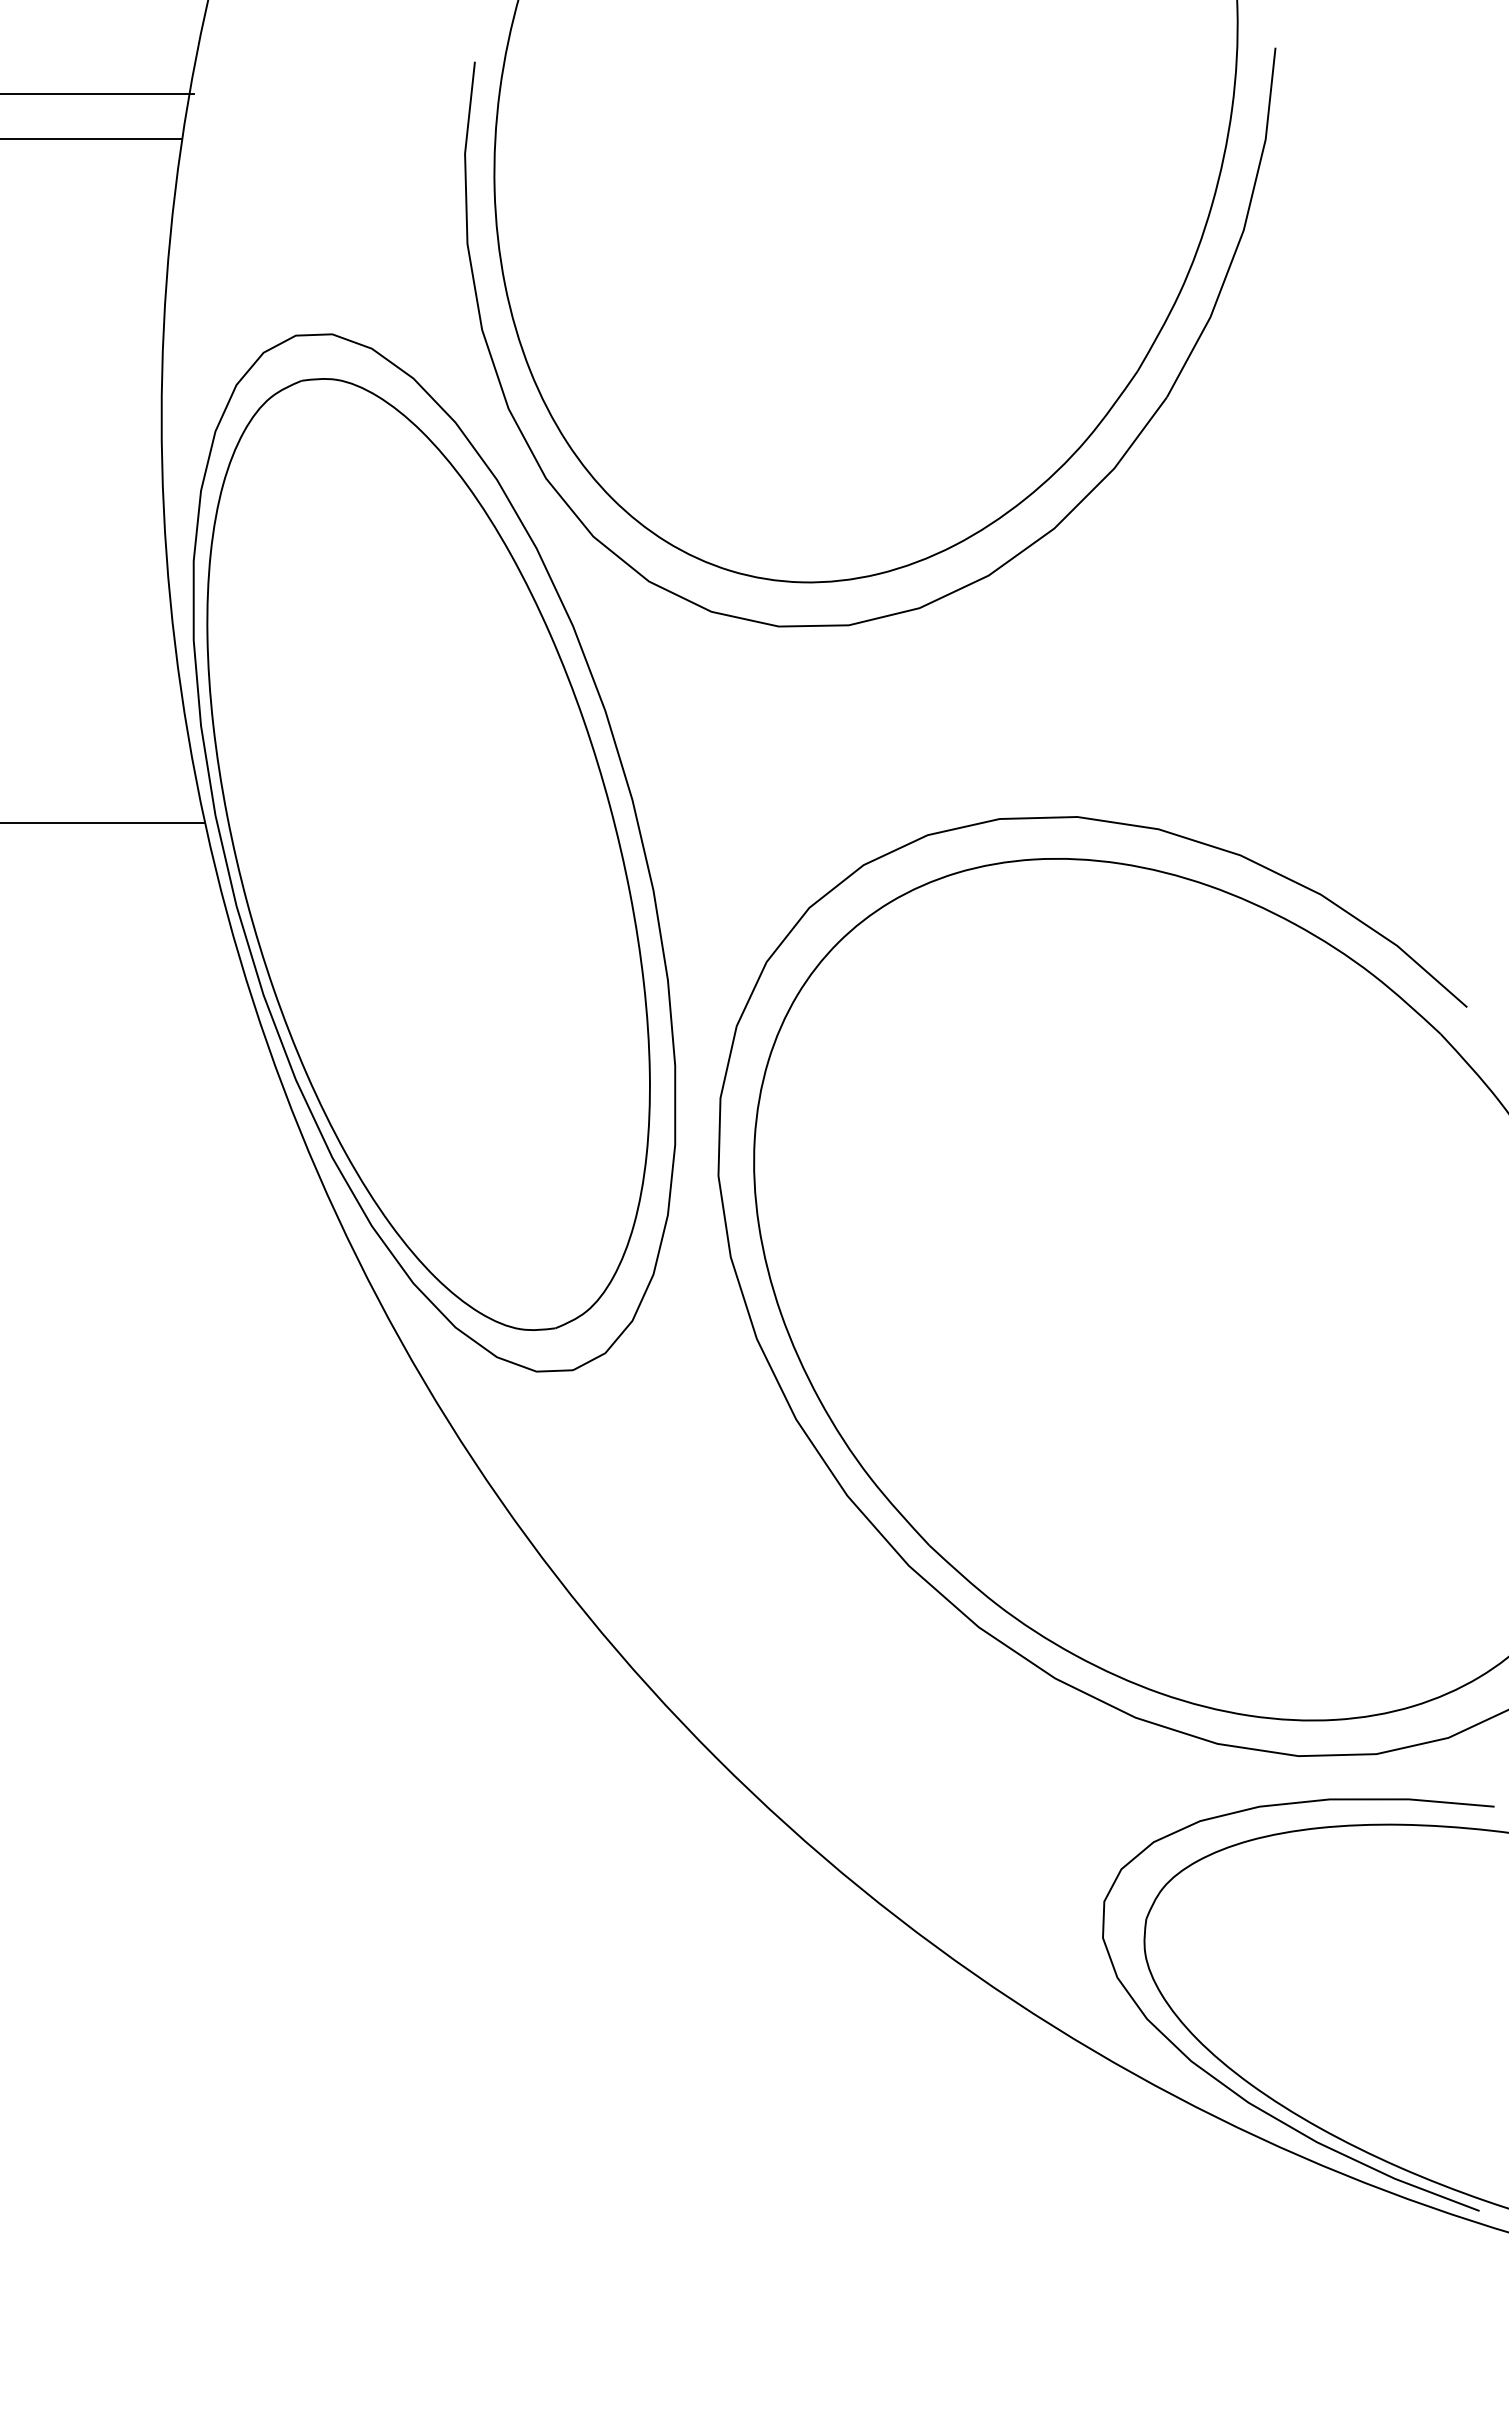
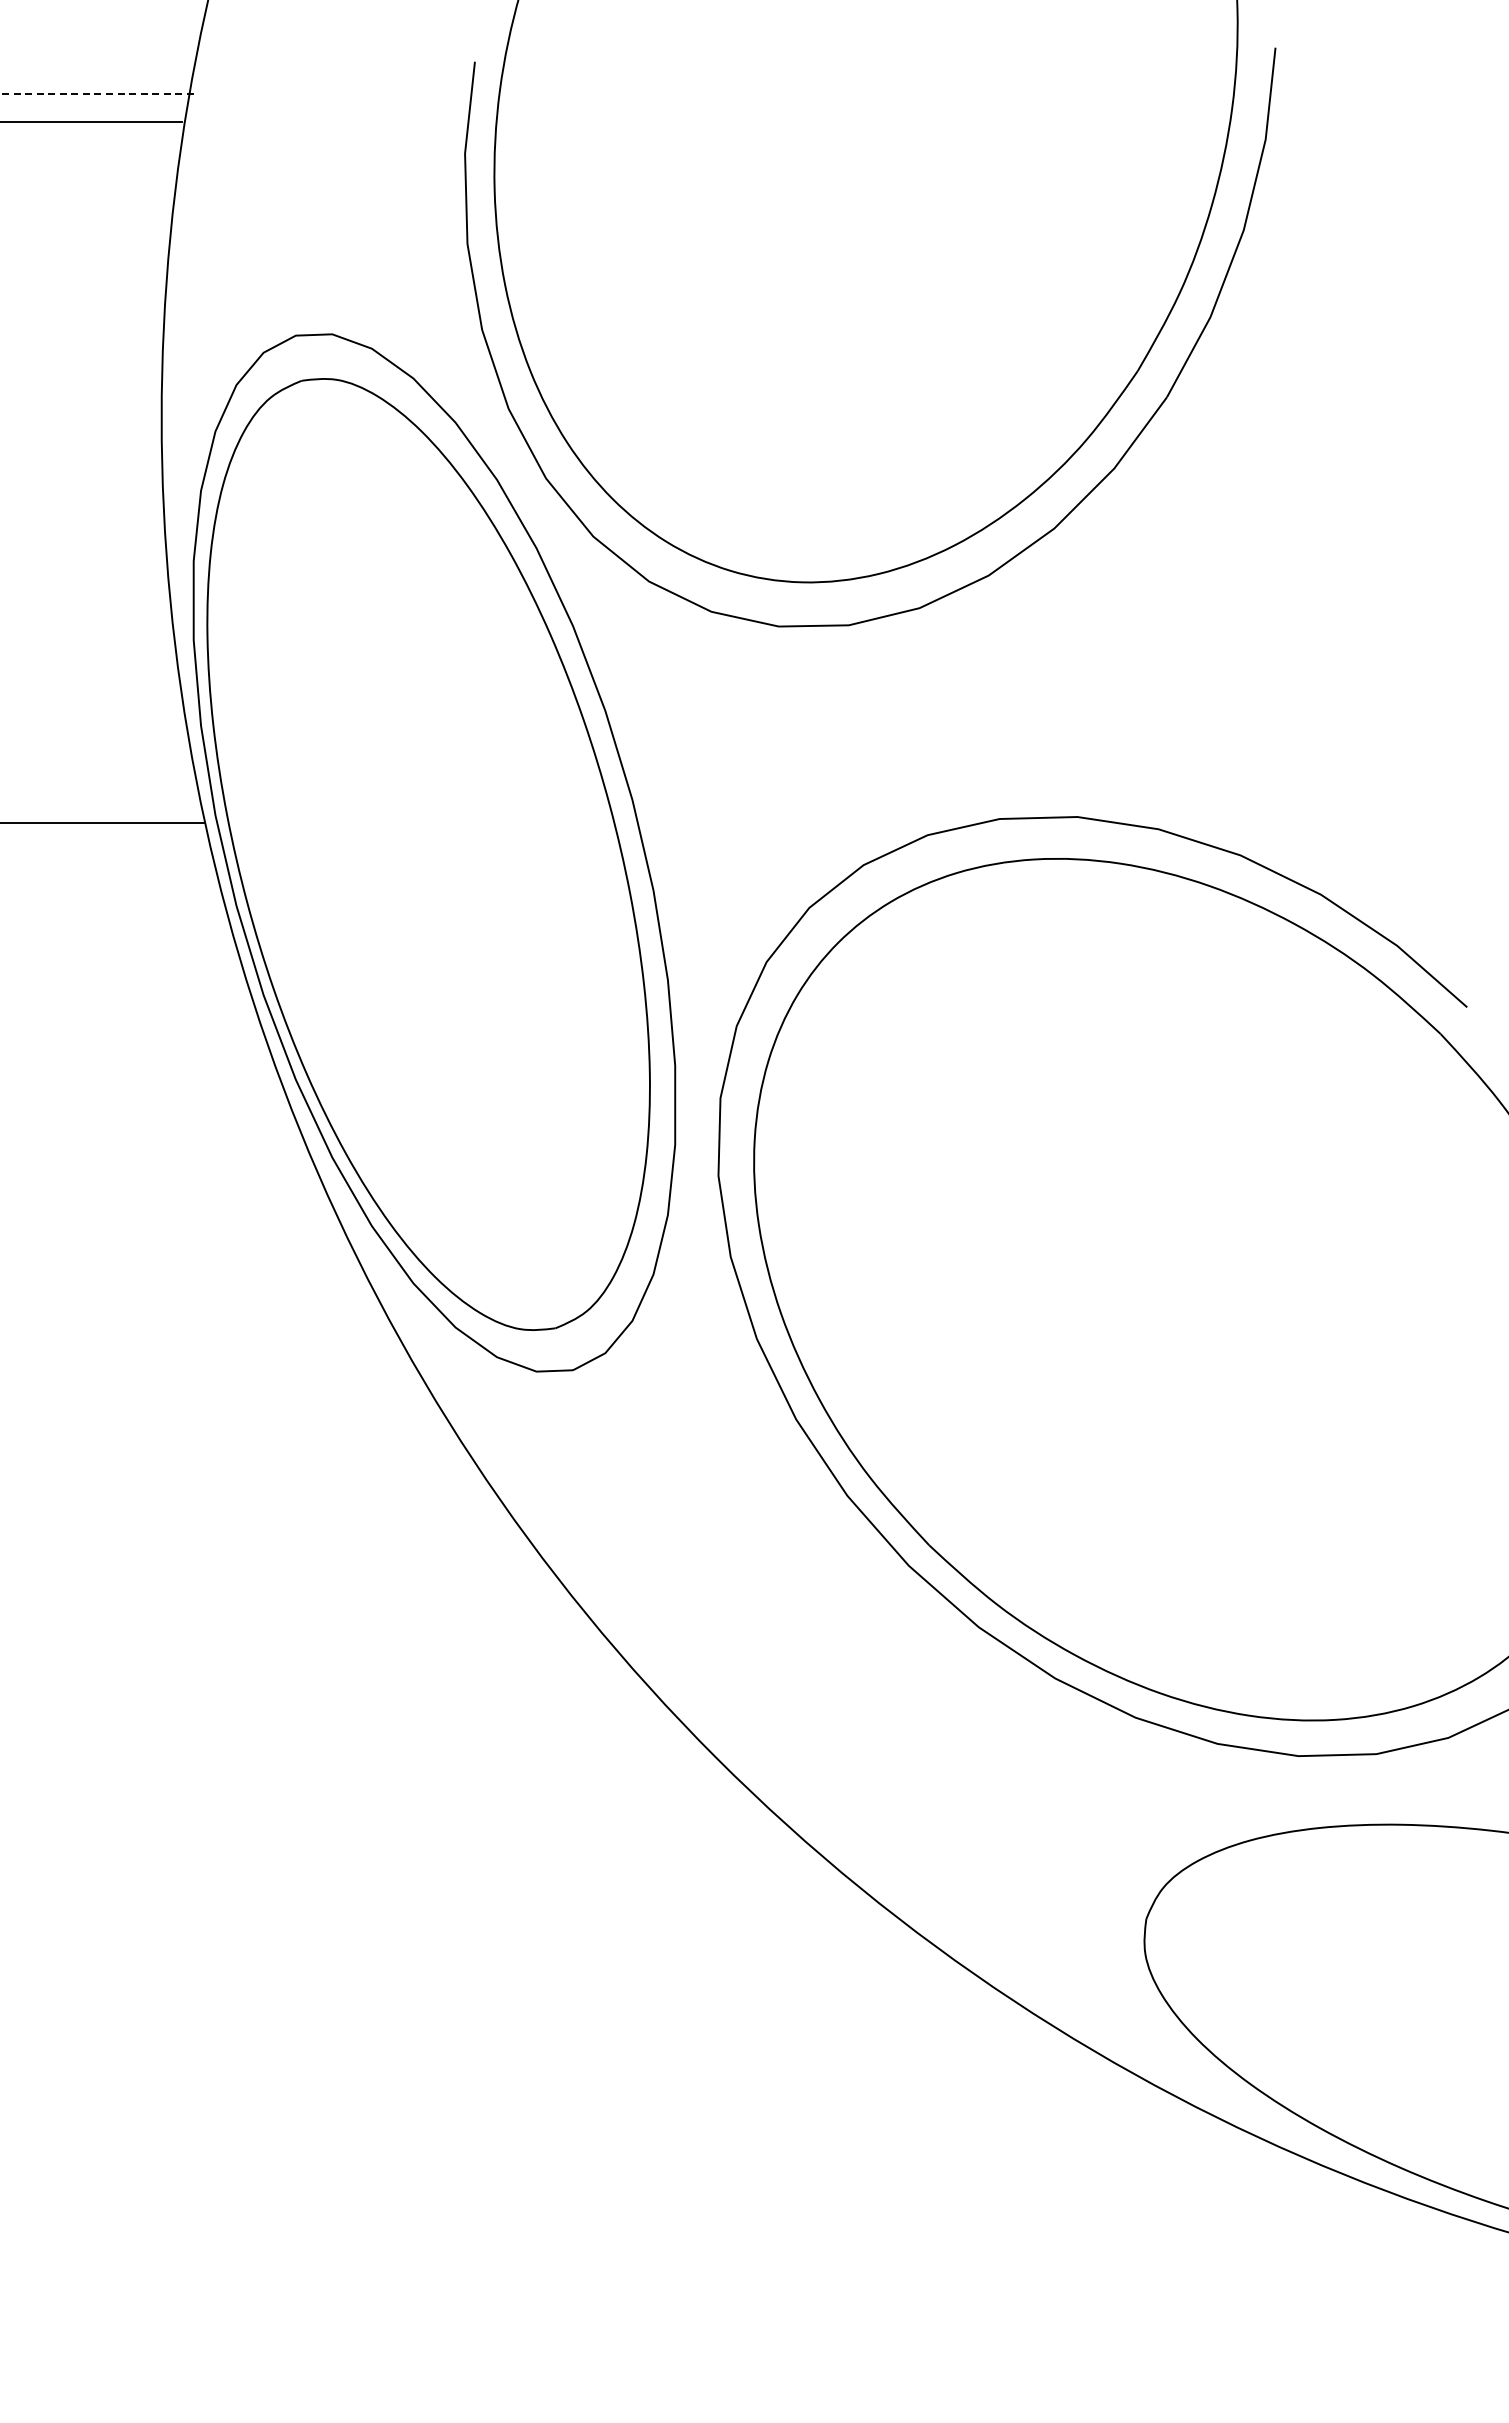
line: solid -> dashed (97, 94)
line position: (92, 138) -> (92, 121) (92, 121)
curve: present -> none (1232, 2089)
